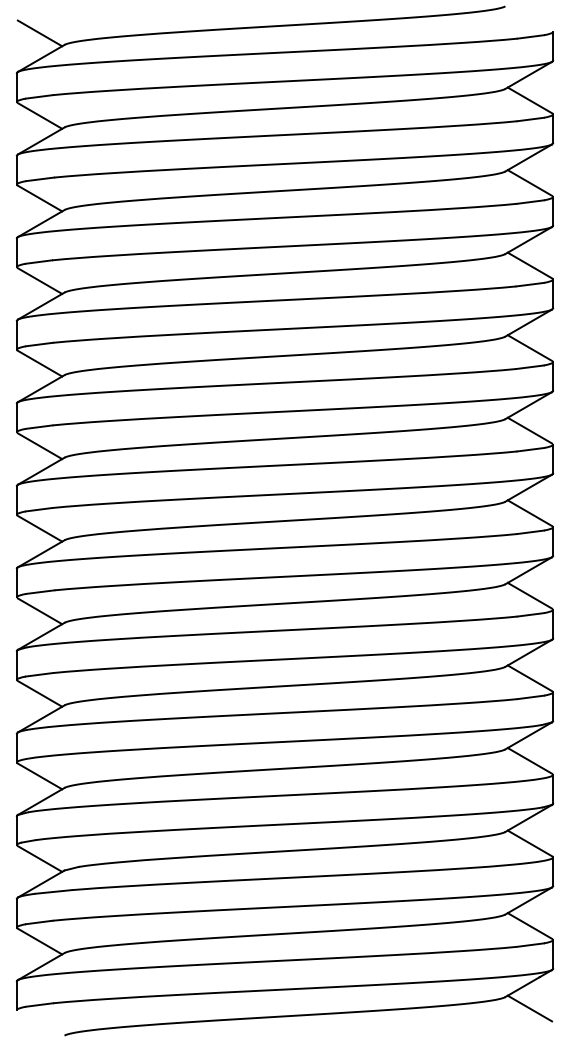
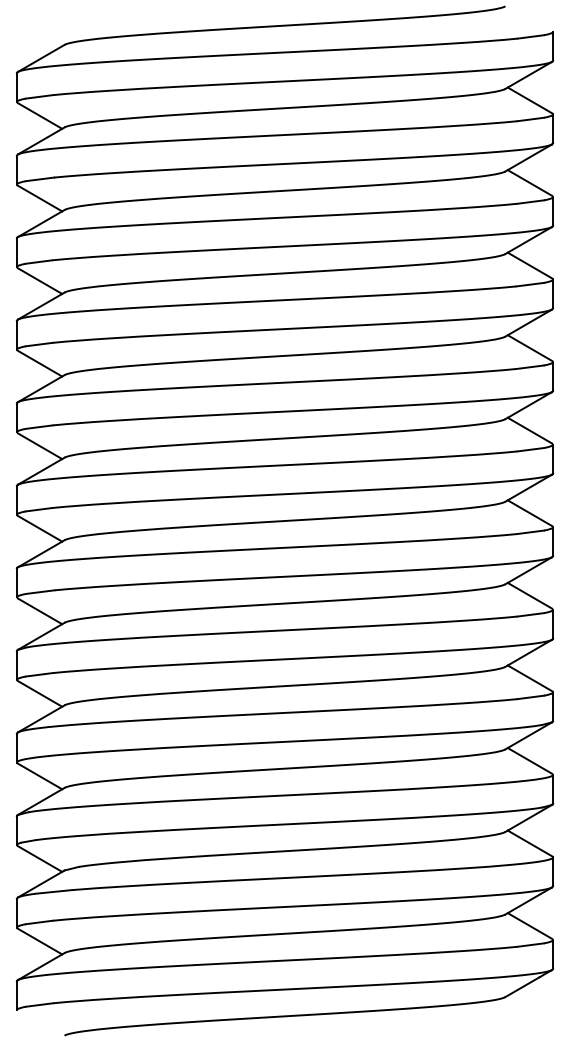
line: present -> none (39, 33)
line: present -> none (529, 1008)
